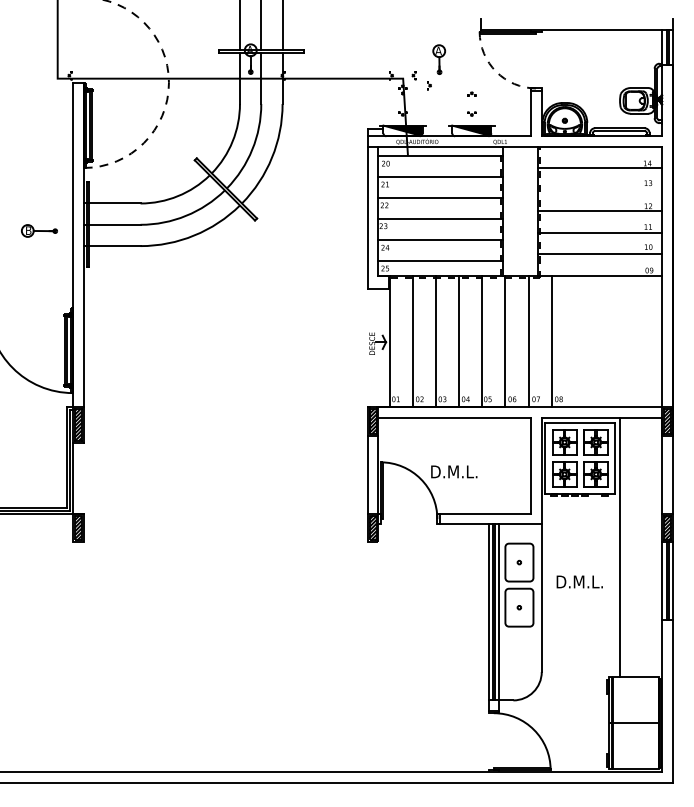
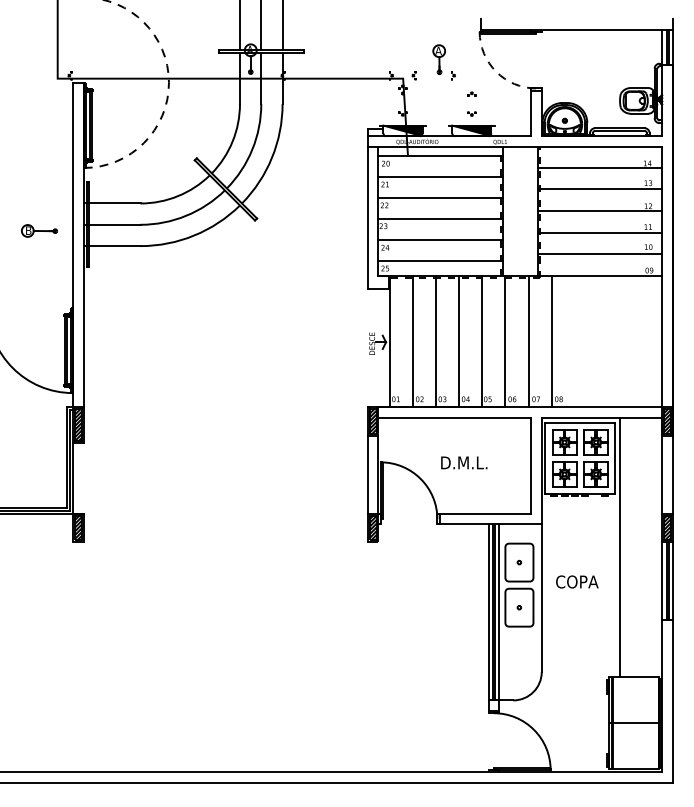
part position: (429, 85) -> (453, 75) (453, 75)
line: none -> present (600, 189)
text position: (454, 471) -> (464, 462) (464, 462)
text: D.M.L. -> COPA (579, 581)
